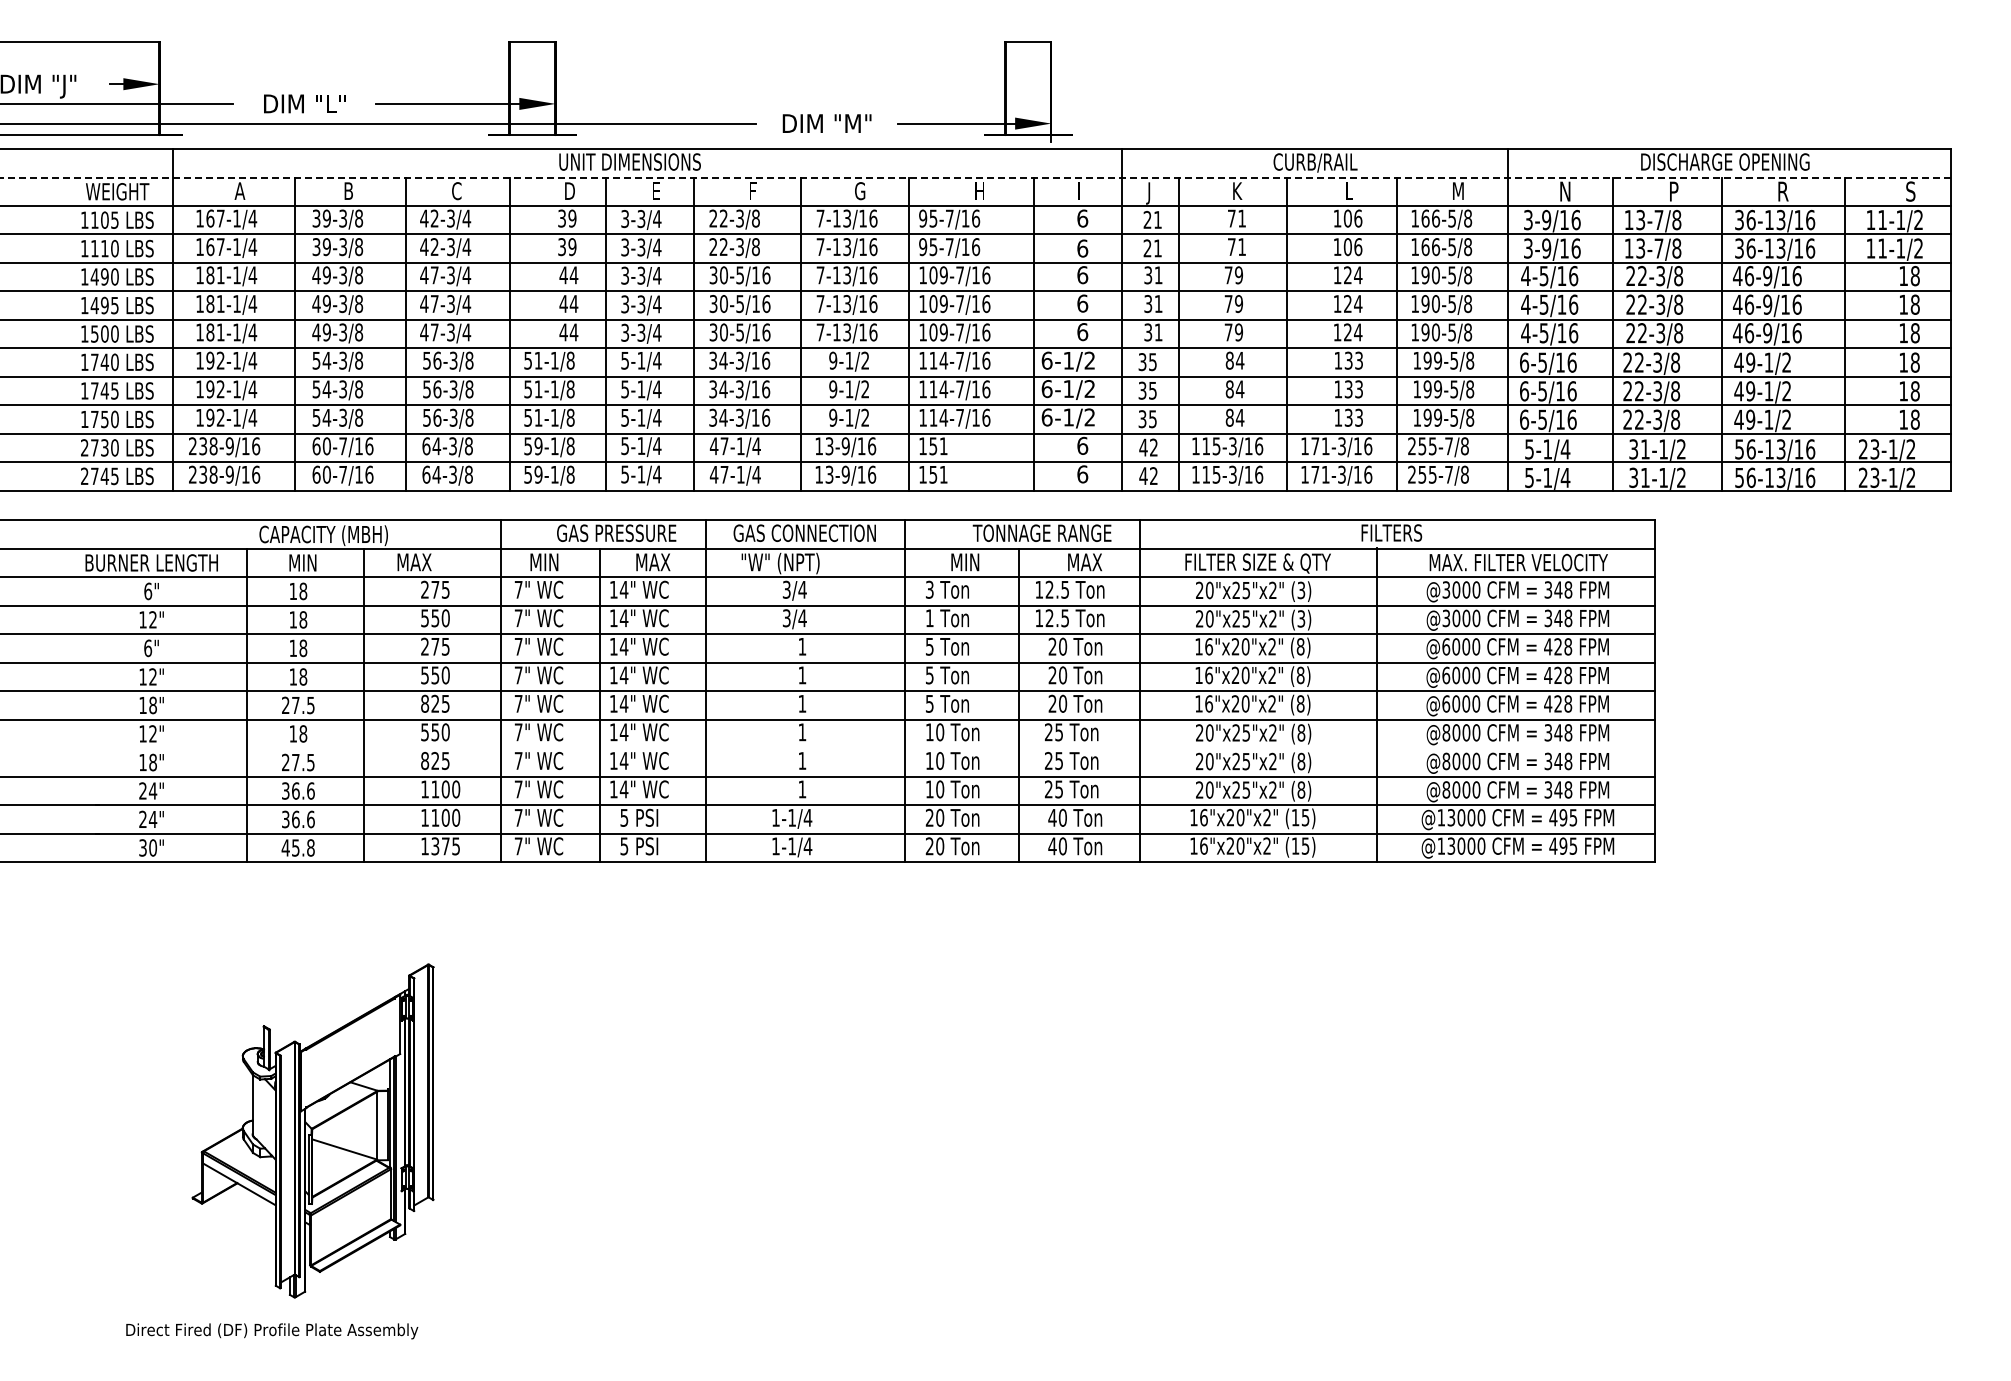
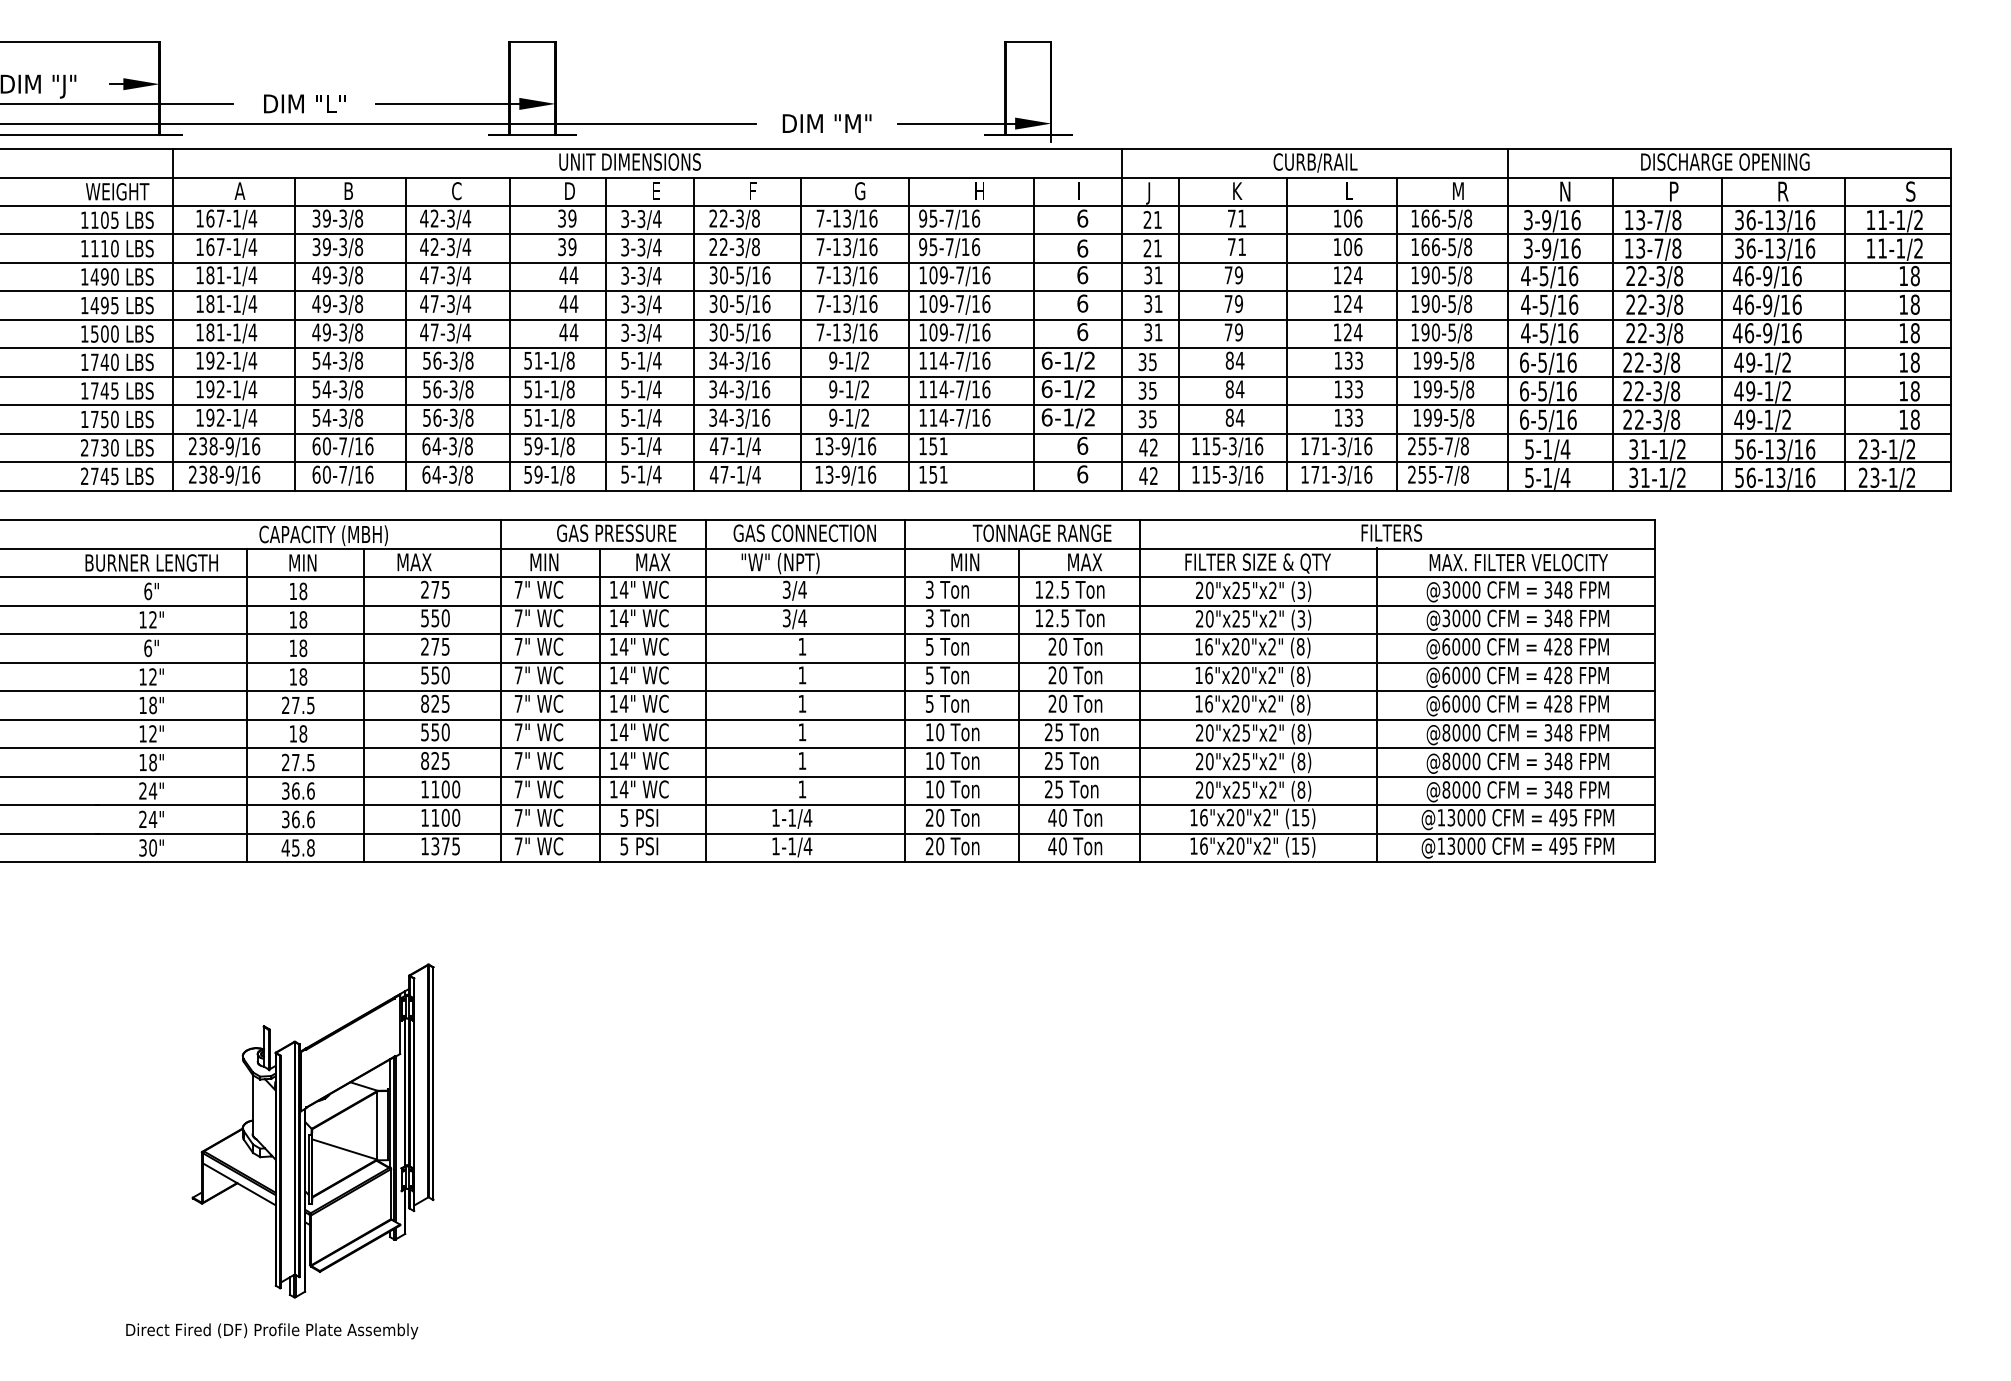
line: dashed -> solid (975, 177)
text: 1 -> 3 (929, 618)
line: none -> present (828, 748)
